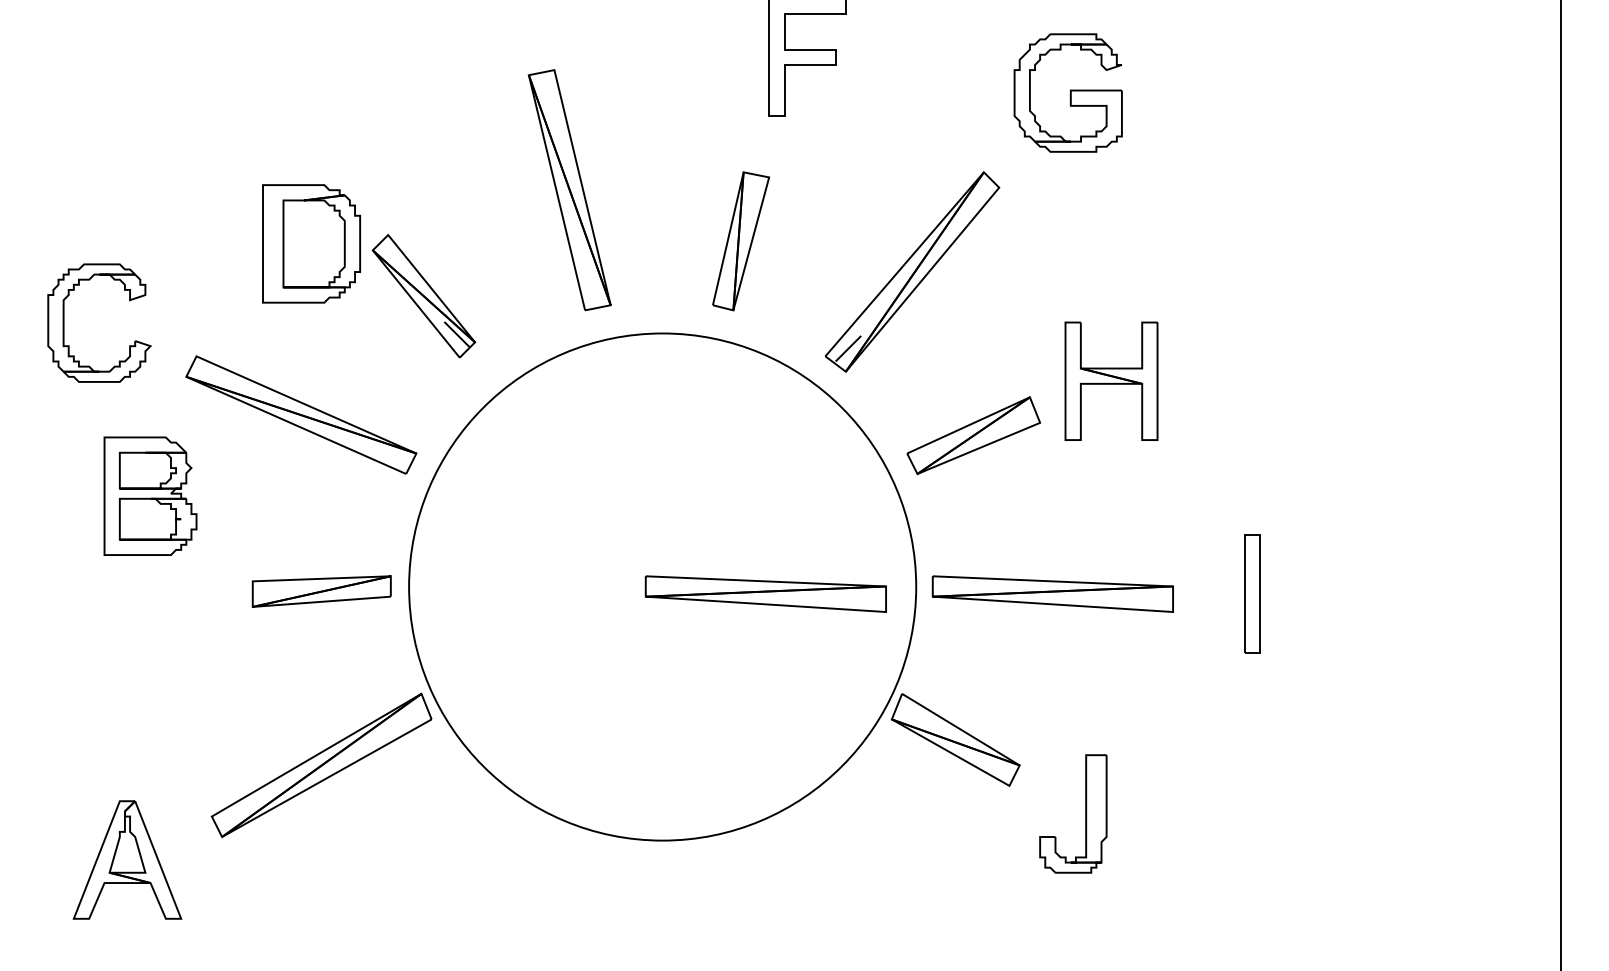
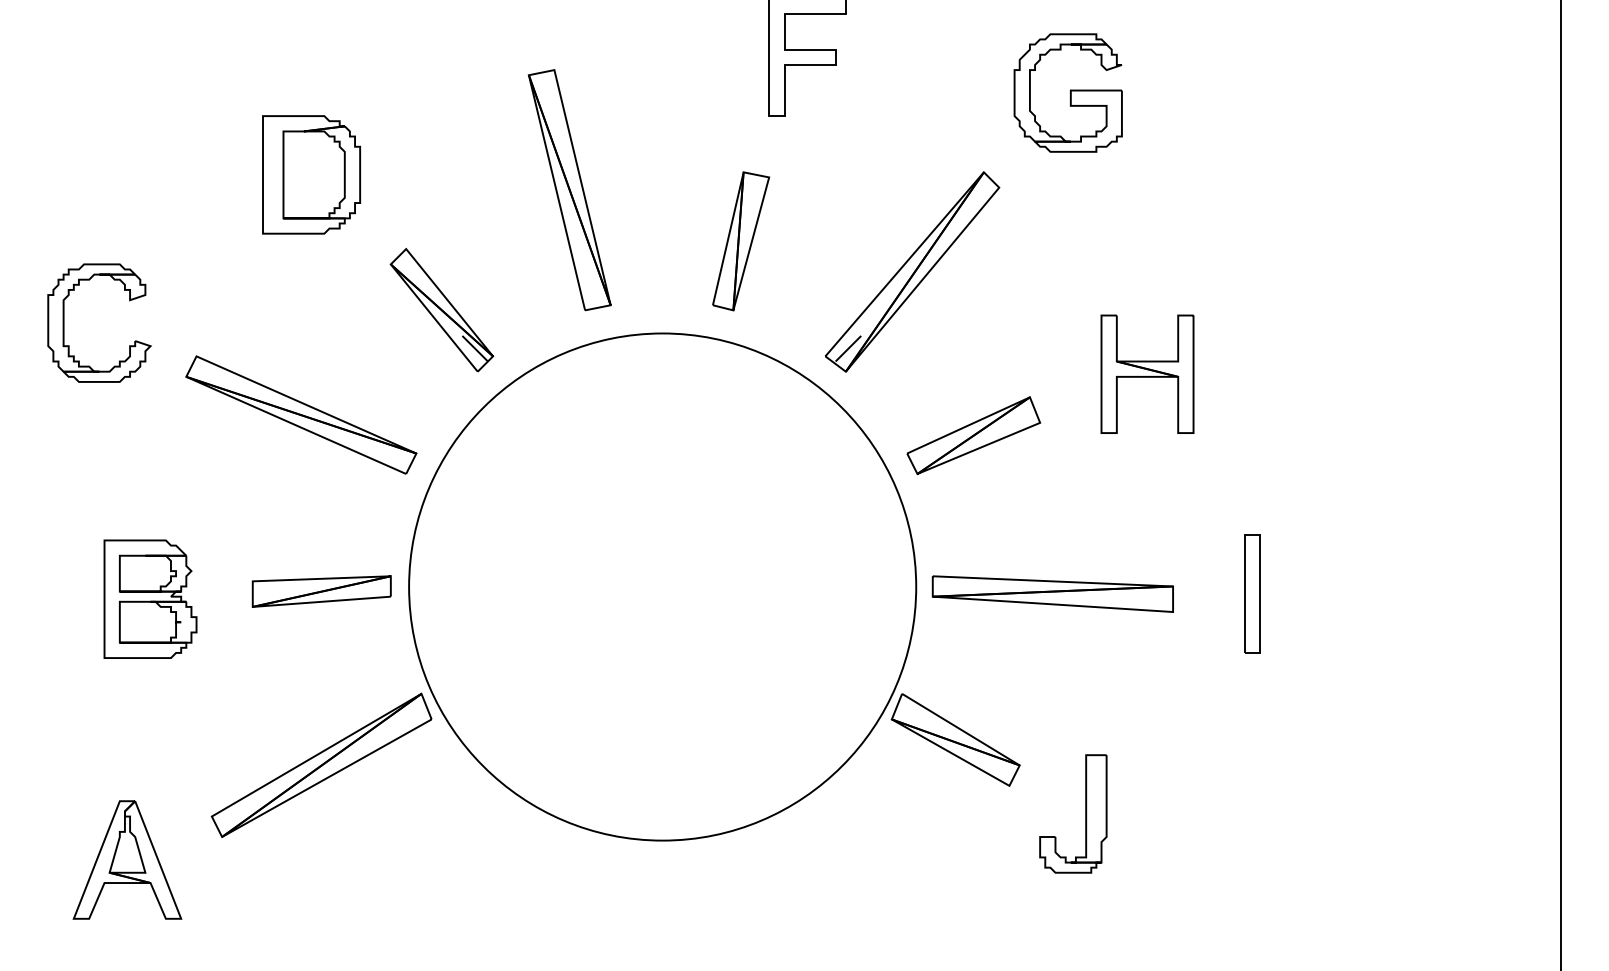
part position: (311, 243) -> (311, 174) (311, 174)
part position: (423, 295) -> (441, 309) (441, 309)
part position: (1111, 380) -> (1147, 373) (1147, 373)
part position: (150, 495) -> (150, 598) (150, 598)
part: present -> none (765, 593)
